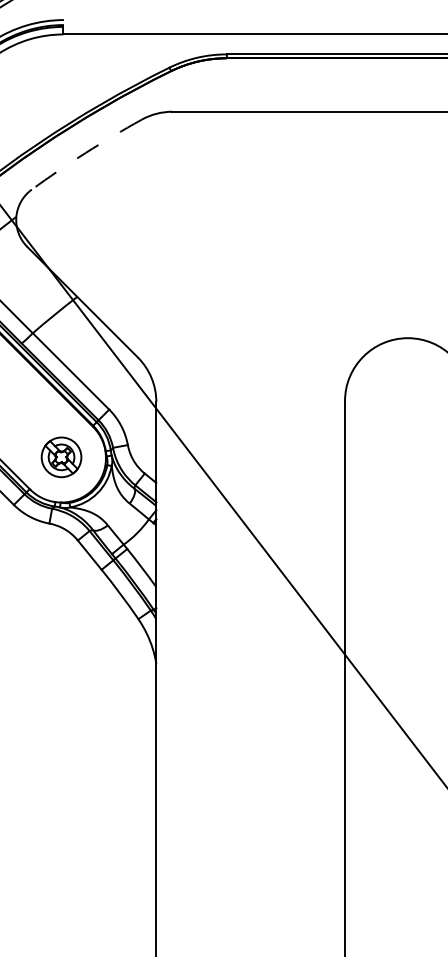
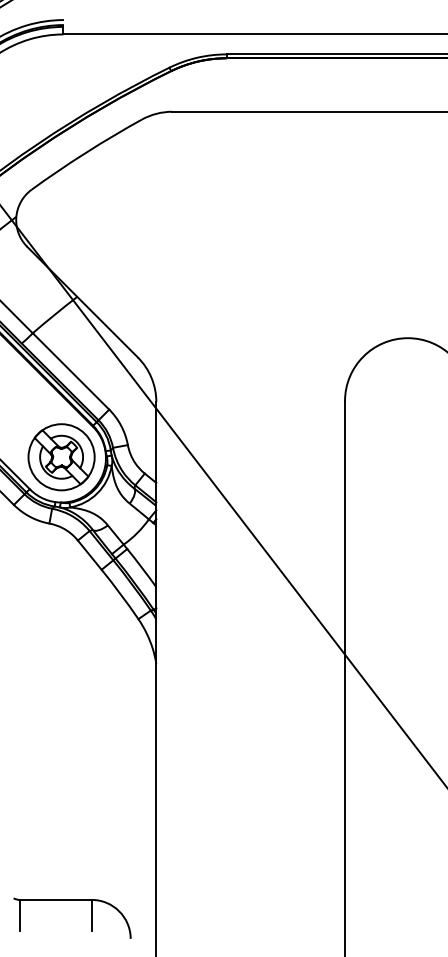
arc: dashed -> solid (85, 152)
part size: 43x43 px -> 69x69 px (61, 457)
part: none -> present (72, 900)
